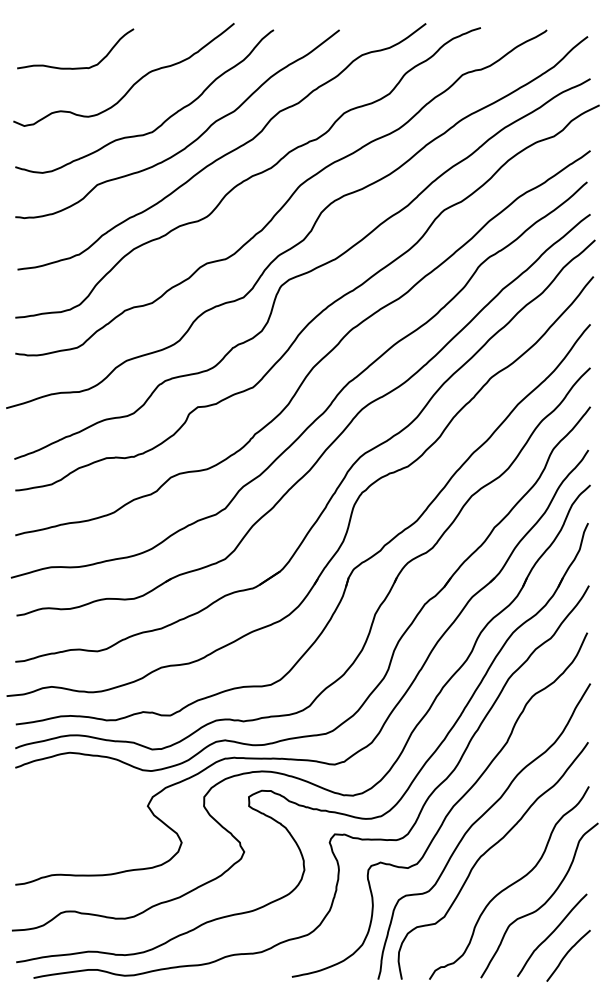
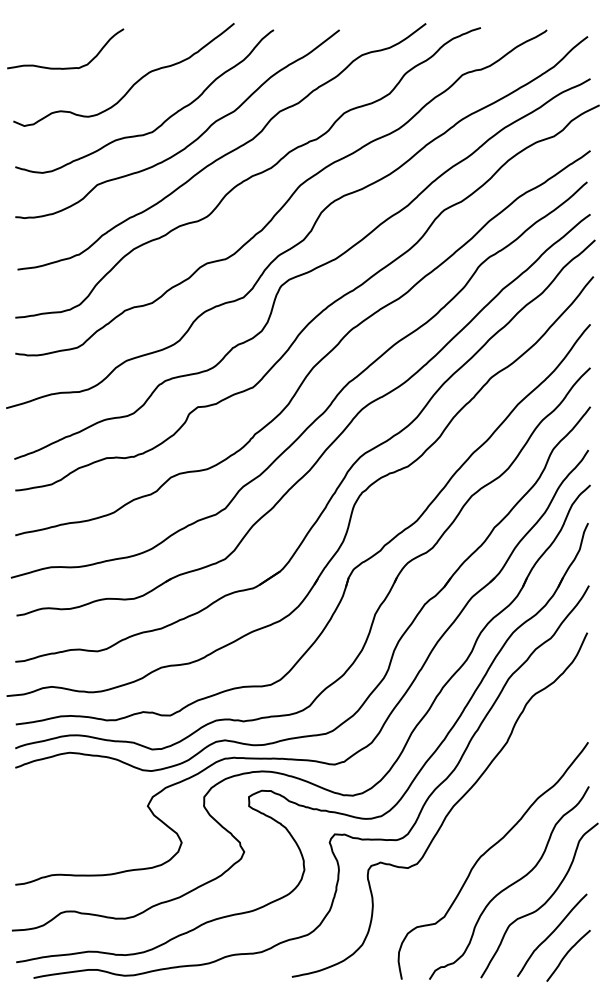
curve position: (75, 67) -> (65, 67) (65, 67)
curve: present -> none (476, 822)
